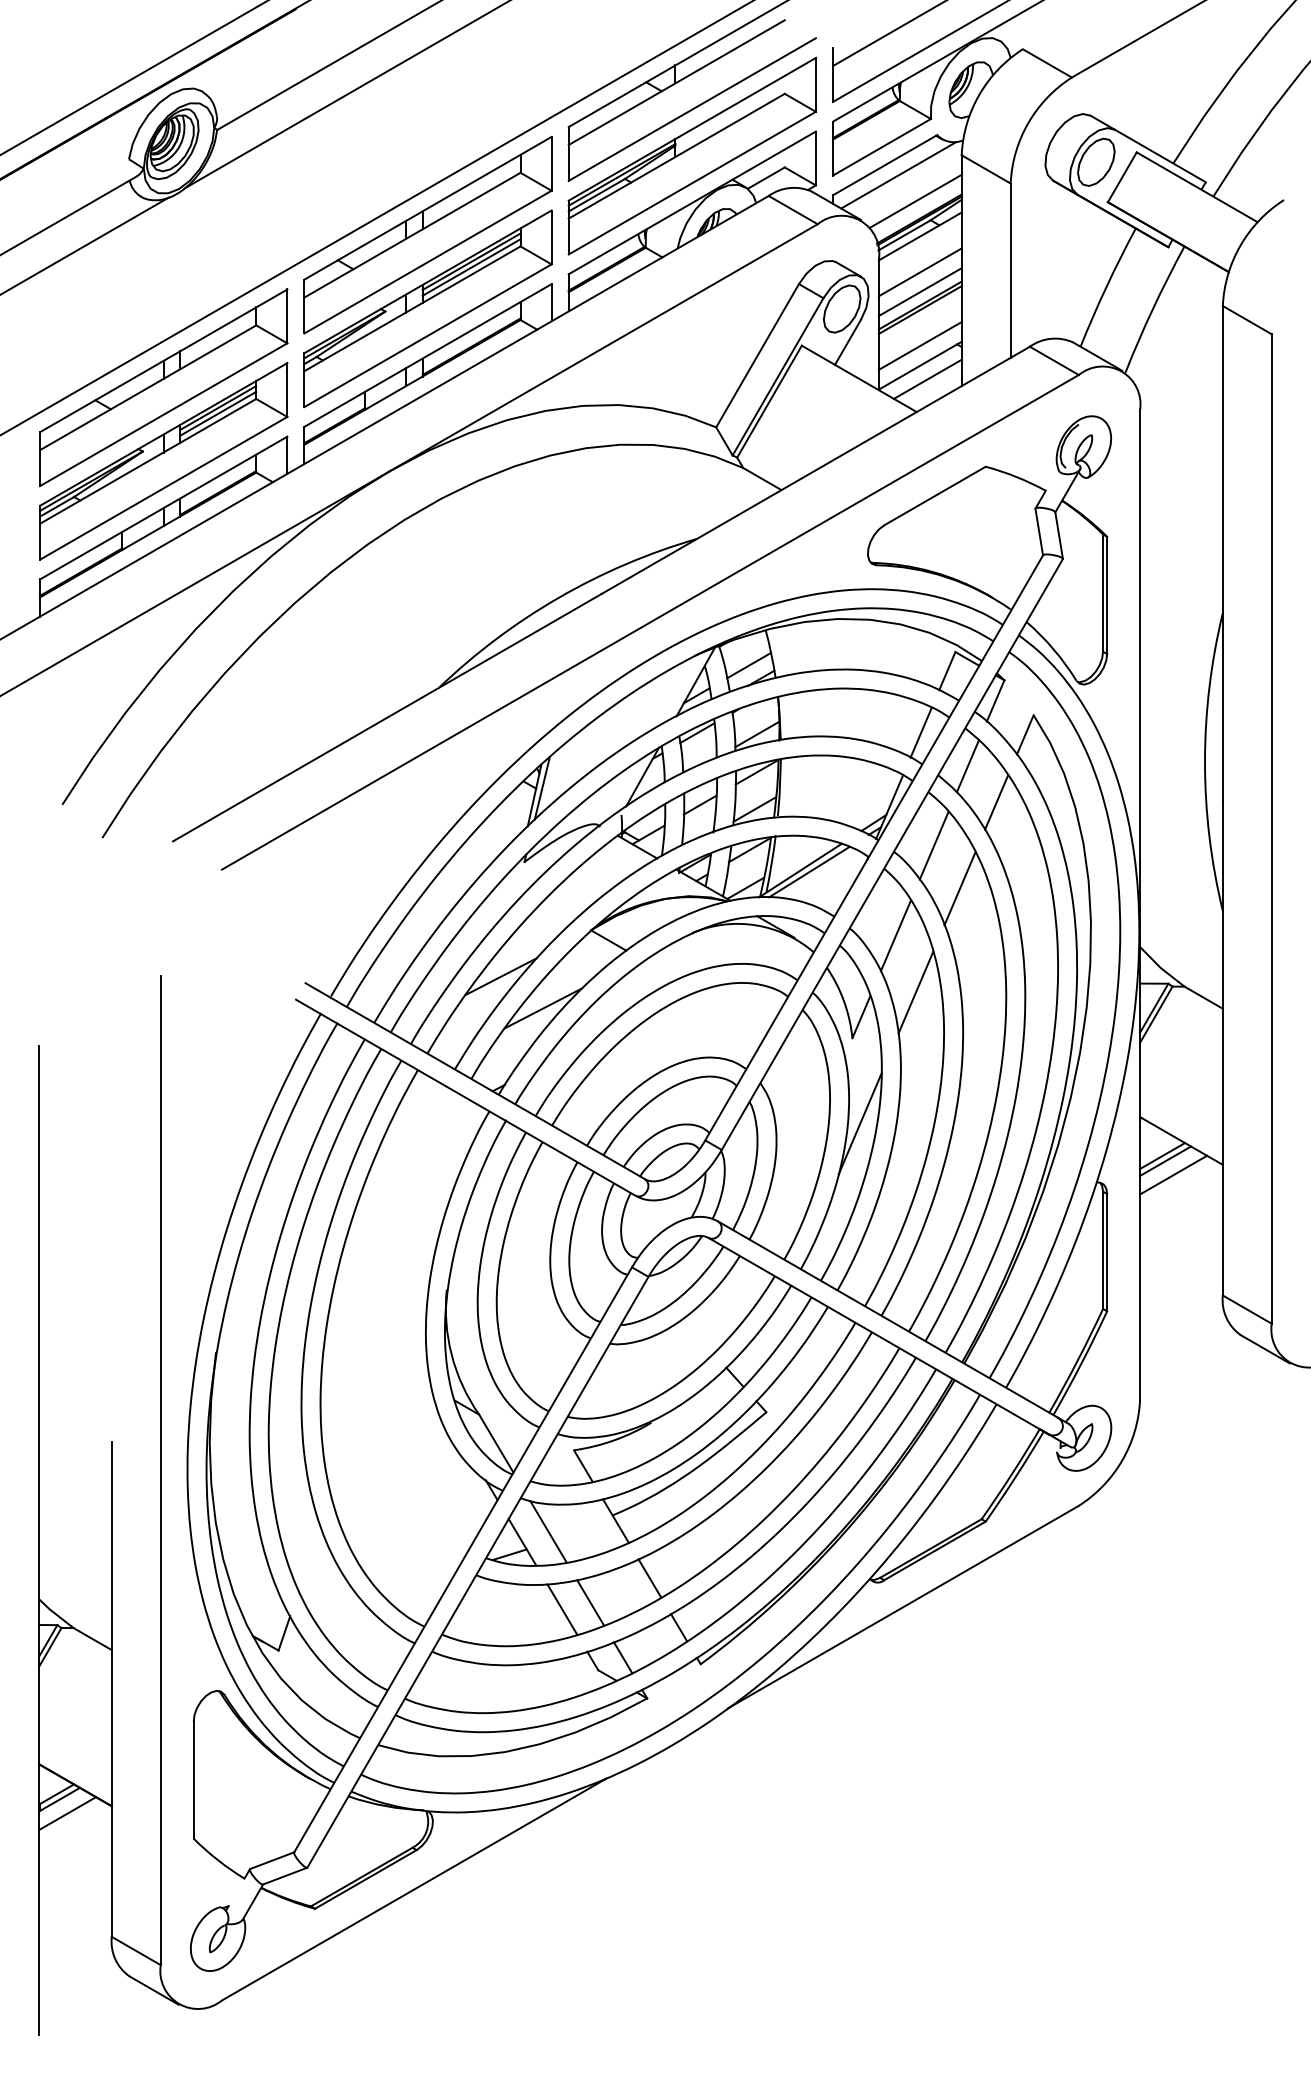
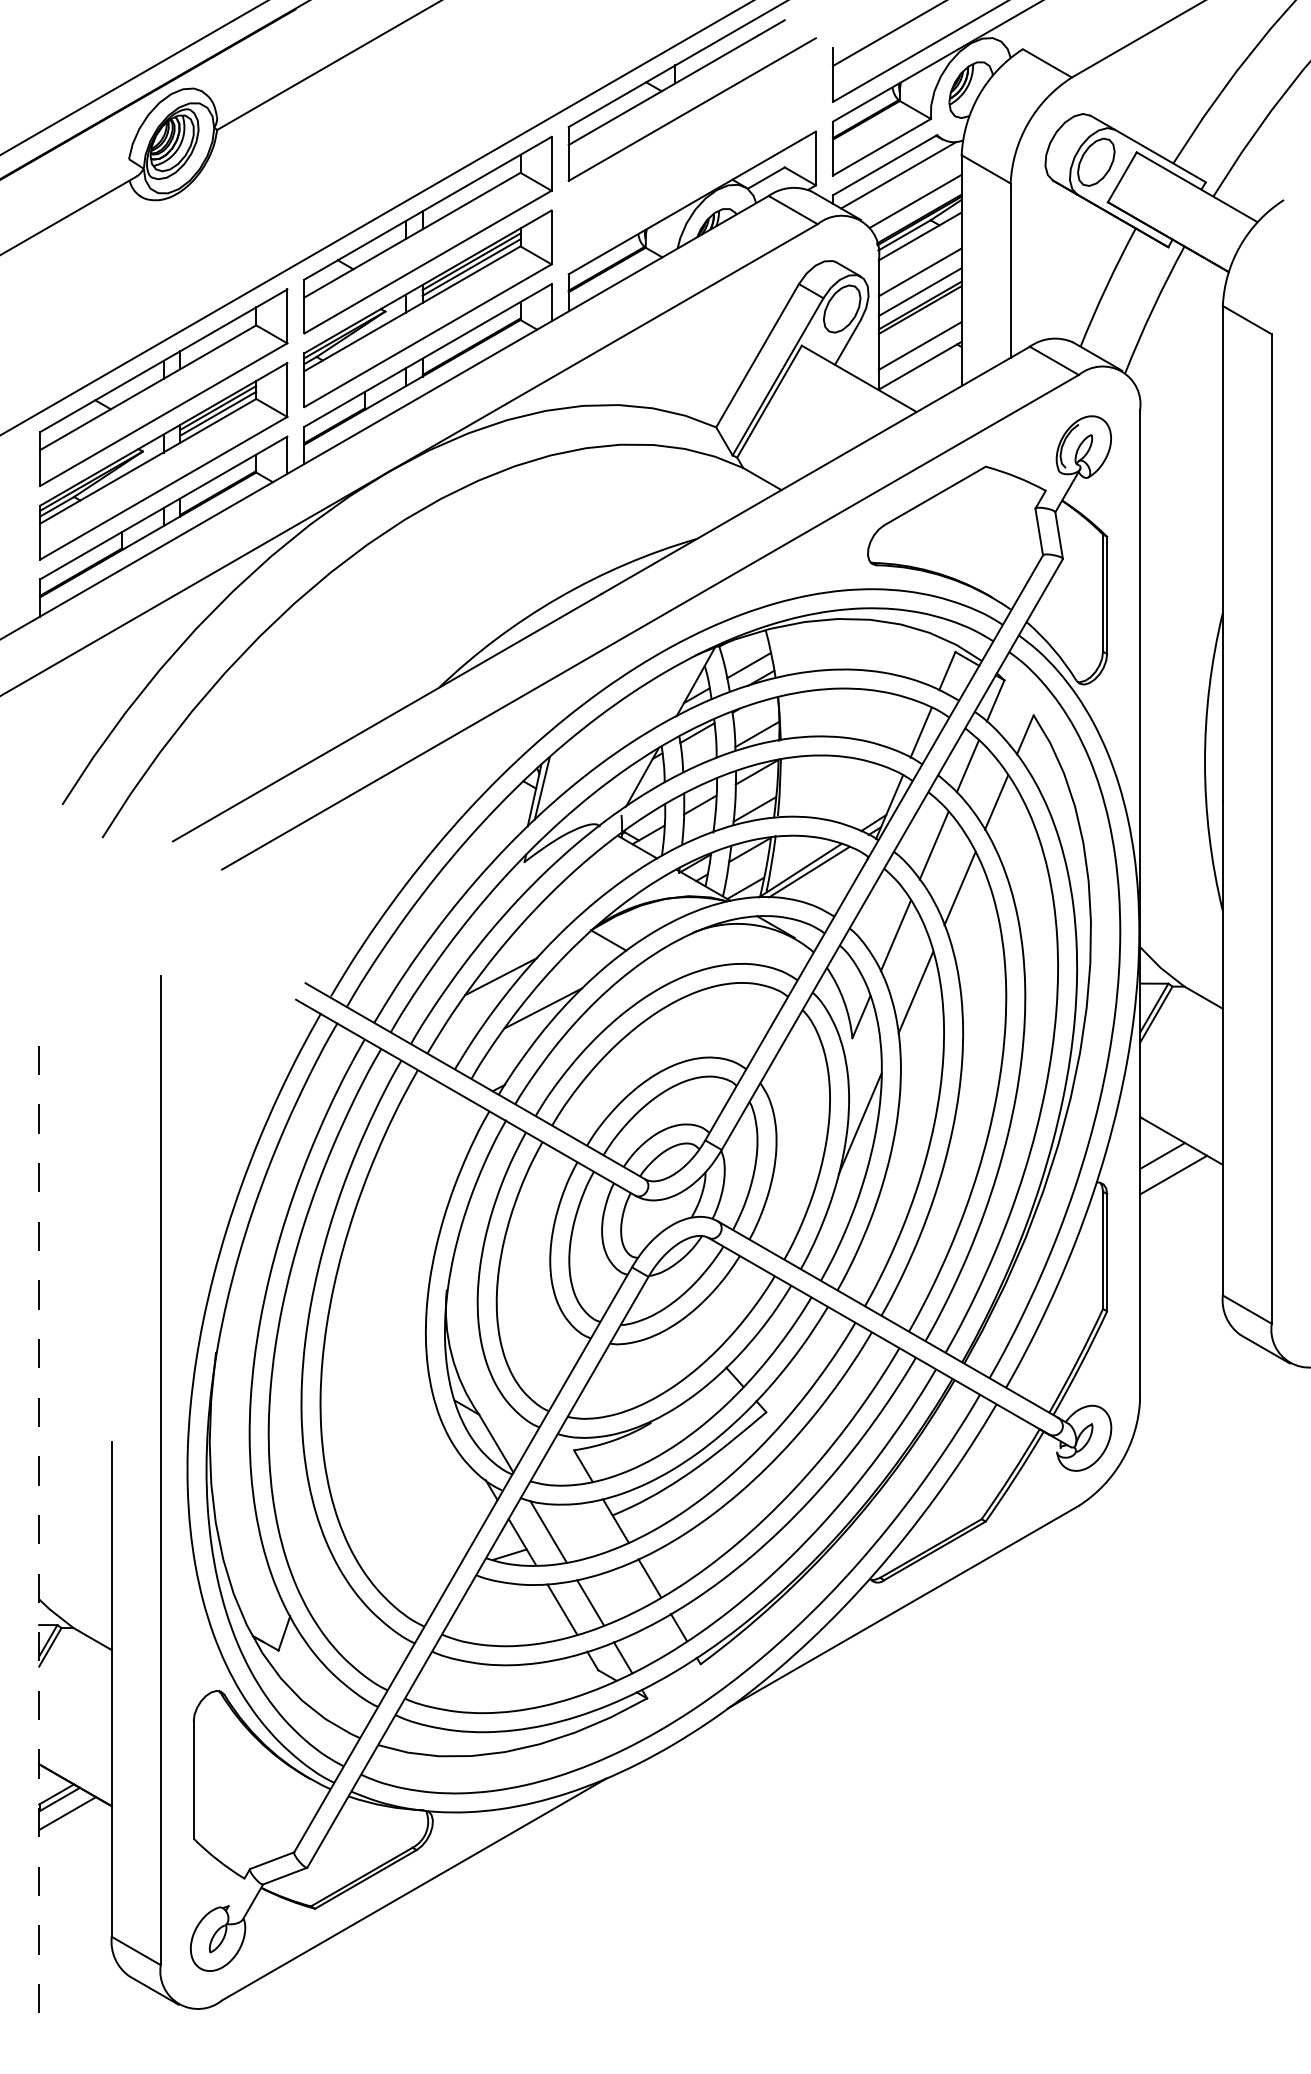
line: present -> none (345, 95)
part: present -> none (691, 156)
line: present -> none (85, 245)
line: present -> none (927, 378)
line: present -> none (1165, 1160)
line: solid -> dashed (39, 1540)
